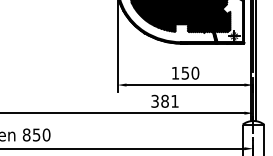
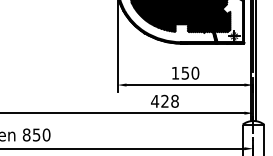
text: 381 -> 428 (164, 100)
